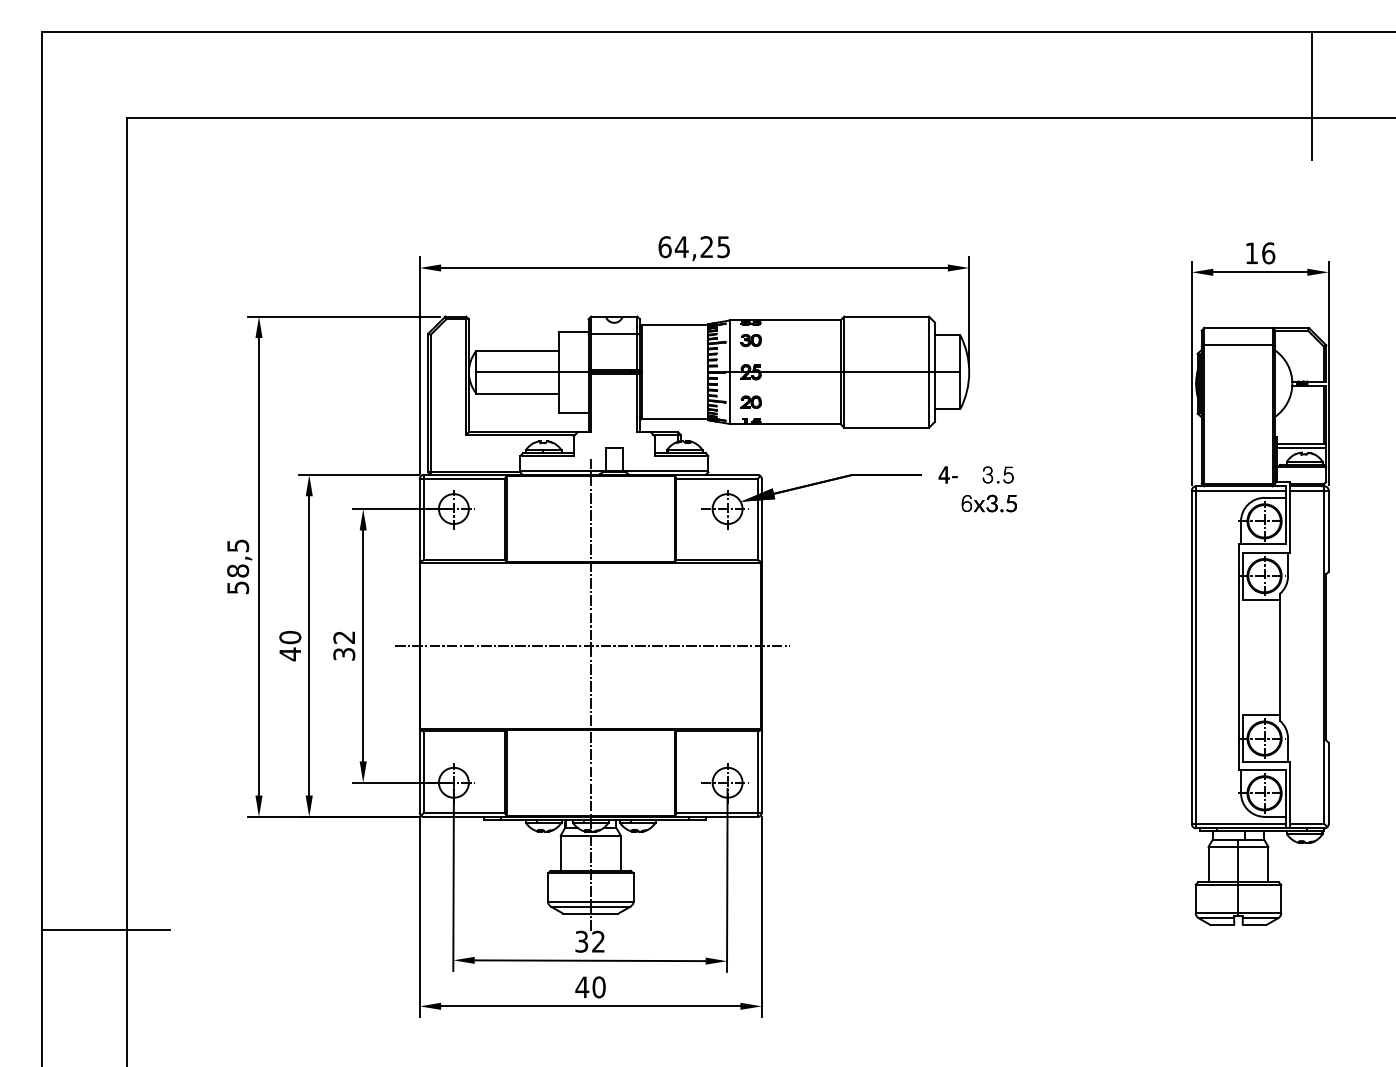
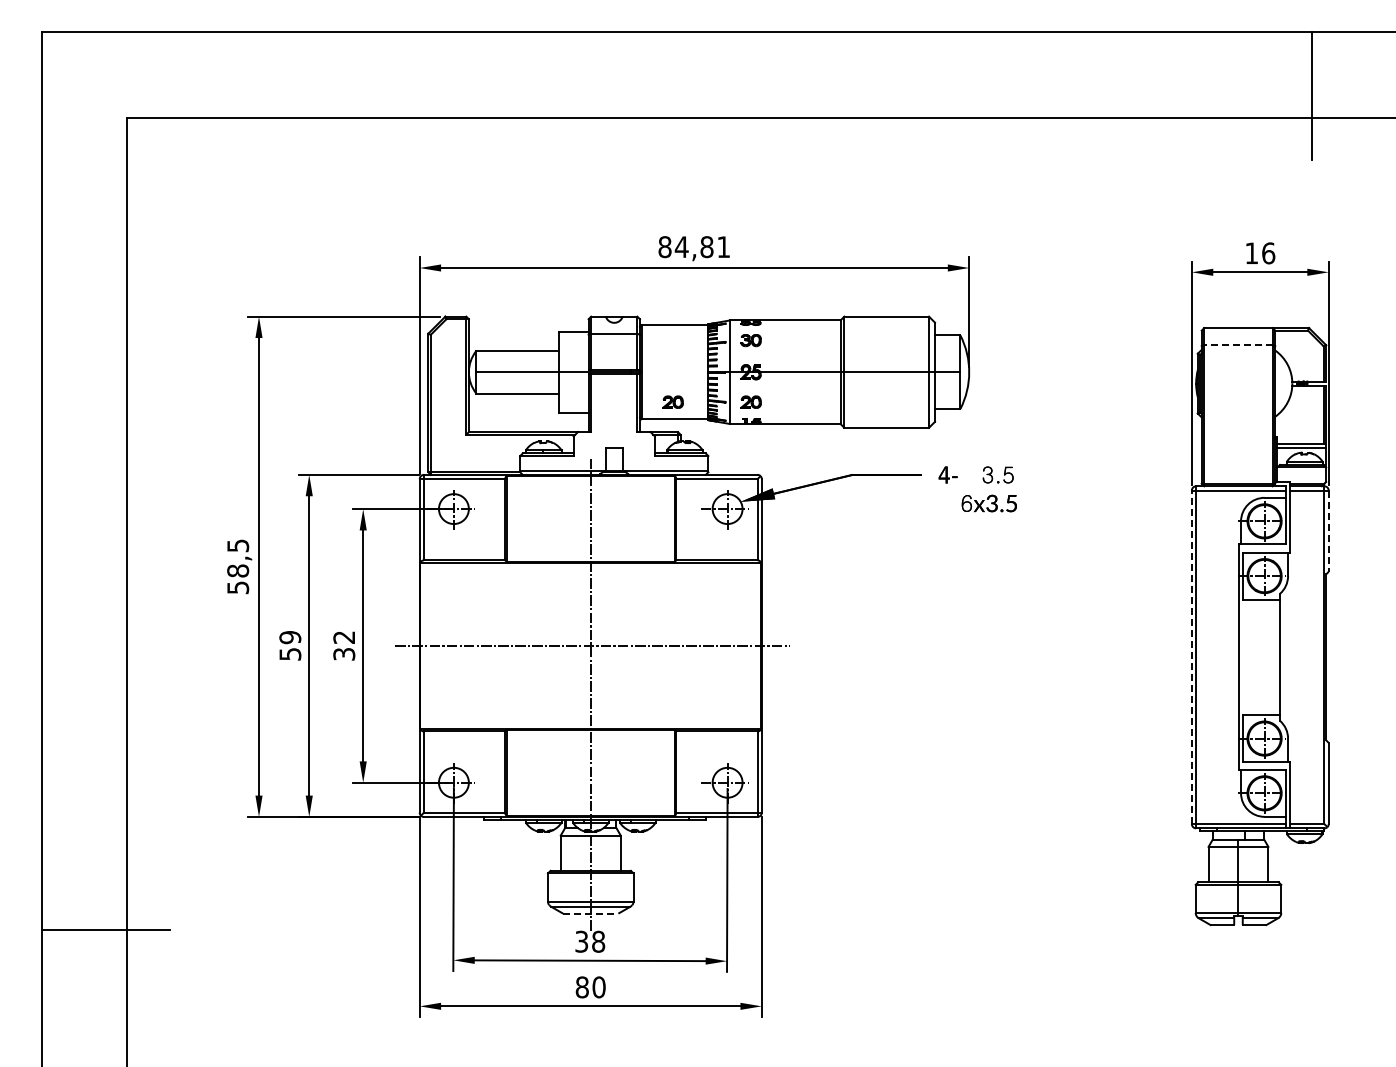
text: 64,25 -> 84,81 (693, 247)
line: solid -> dashed (1237, 345)
part: none -> present (672, 401)
line: solid -> dashed (1328, 531)
text: 40 -> 59 (290, 645)
line: solid -> dashed (1191, 657)
line: solid -> dashed (590, 913)
text: 32 -> 38 (598, 941)
text: 40 -> 80 (582, 987)
